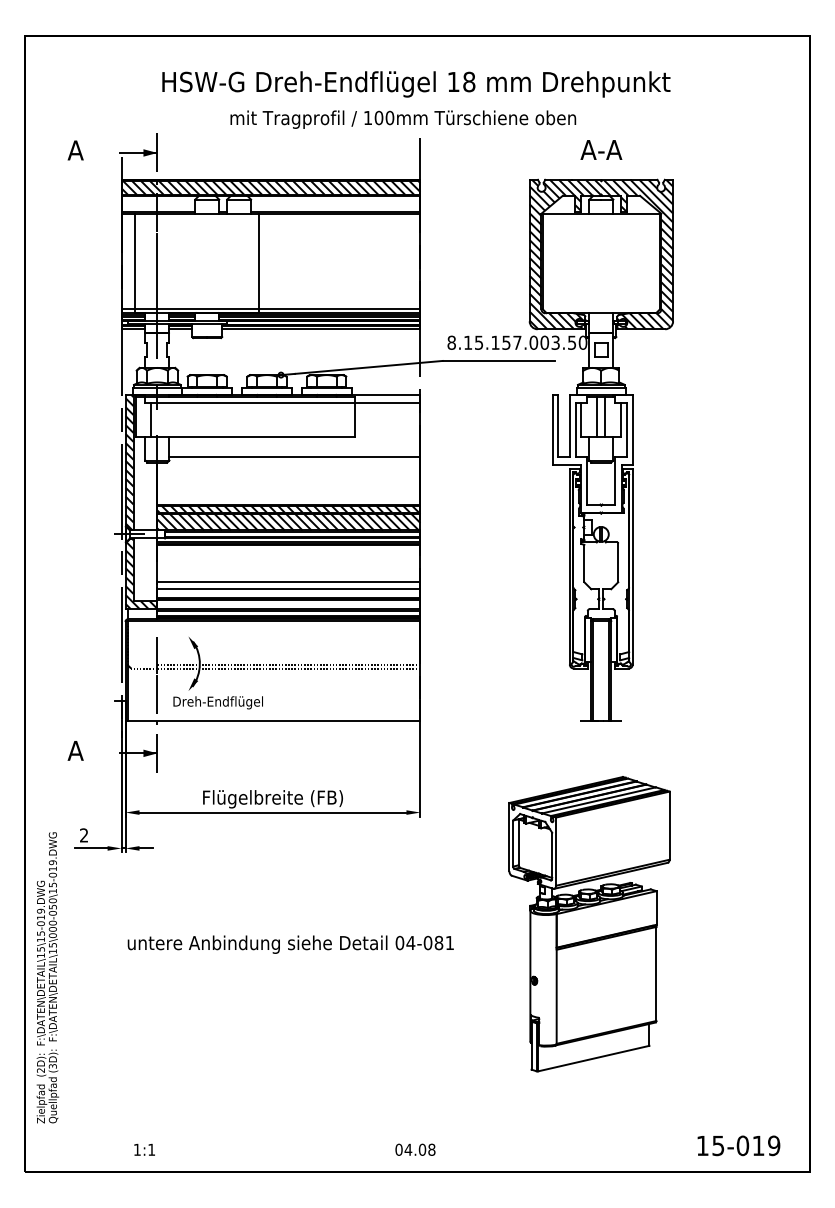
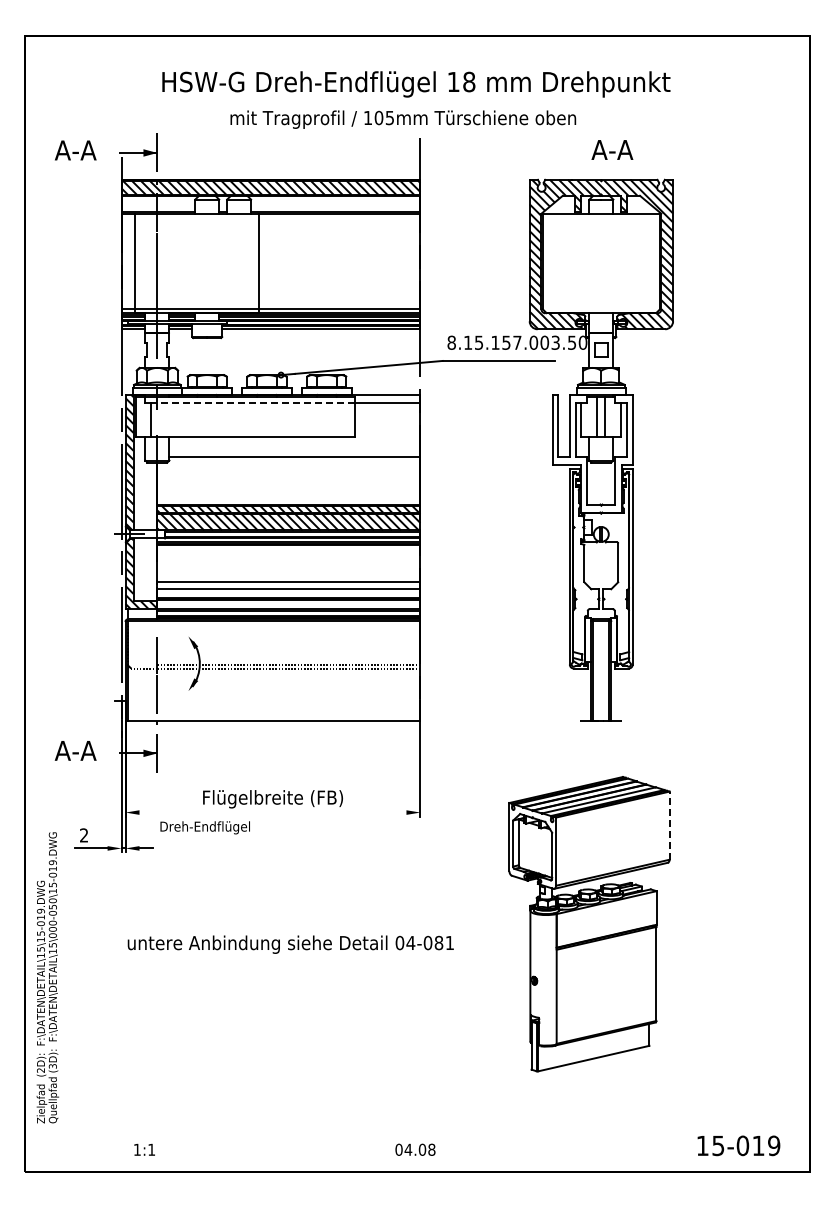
text: 100mm -> 105mm (389, 117)
text position: (601, 149) -> (612, 149) (612, 149)
text: A -> A-A (75, 150)
line: solid -> dashed (253, 402)
text position: (217, 702) -> (204, 827) (204, 827)
text: A -> A-A (75, 750)
line: present -> none (272, 812)
line: solid -> dashed (669, 825)
